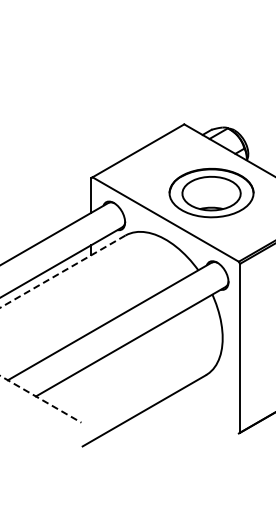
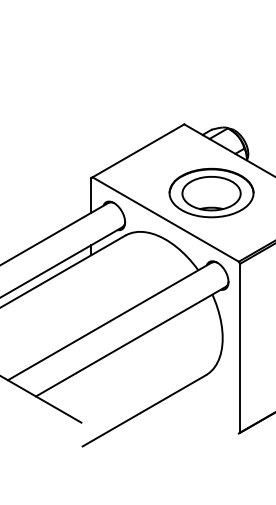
line: dashed -> solid (62, 272)
line: dashed -> solid (40, 399)
